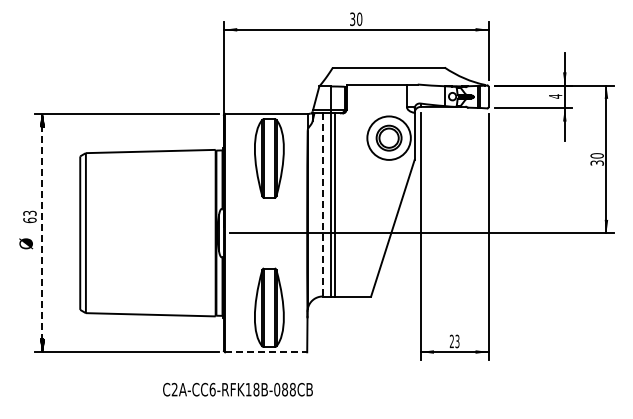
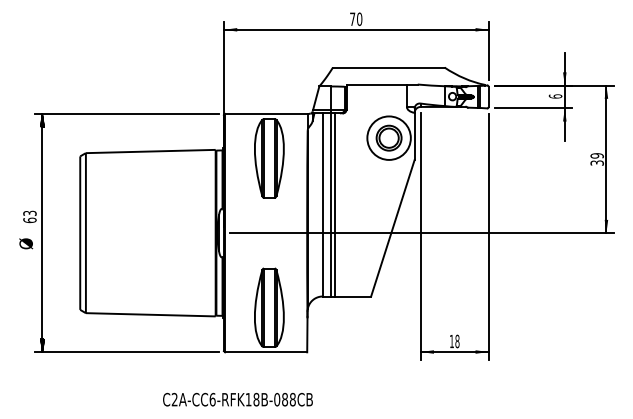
text: 30 -> 70 (352, 19)
text: 4 -> 6 (555, 96)
text: 30 -> 39 (597, 155)
line: dashed -> solid (322, 204)
line: dashed -> solid (42, 232)
text: 23 -> 18 (454, 341)
line: dashed -> solid (266, 352)
text position: (237, 389) -> (237, 399) (237, 399)
